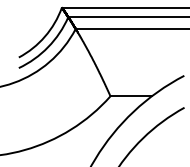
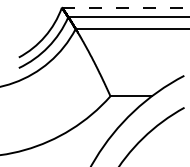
line: solid -> dashed (125, 7)
